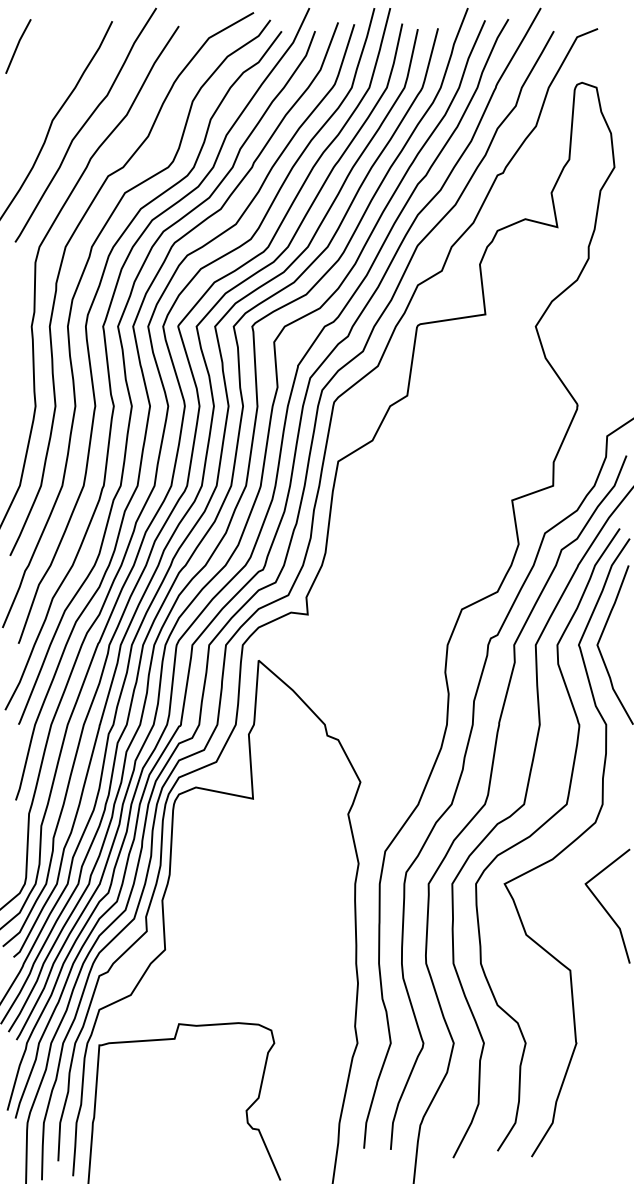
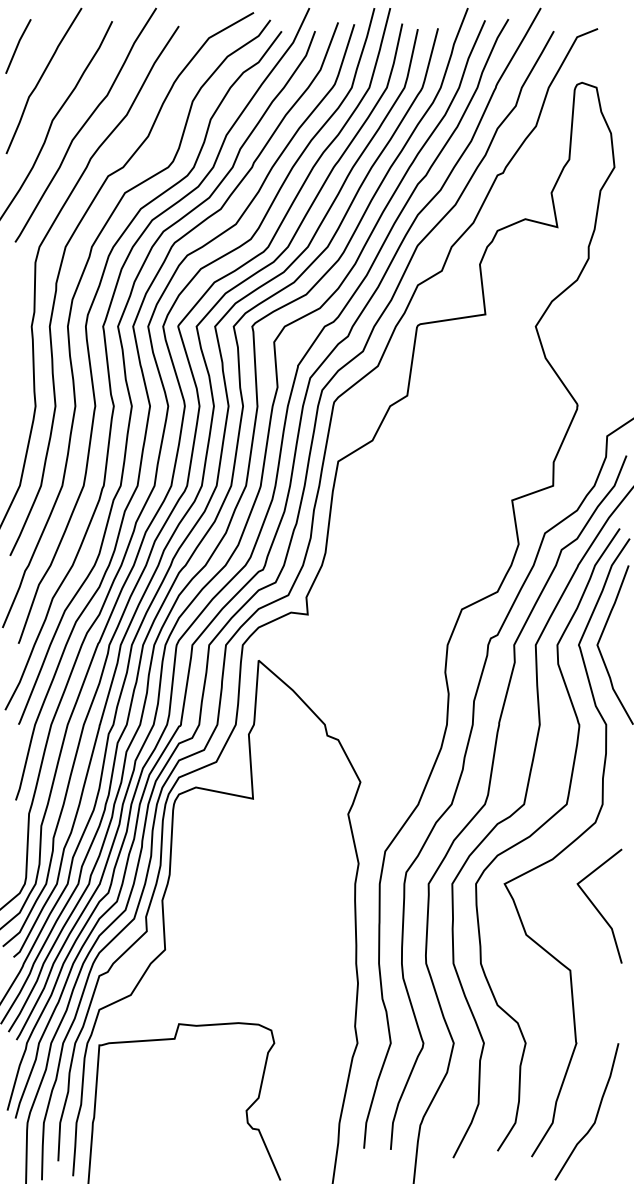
curve: none -> present (41, 79)
line position: (604, 907) -> (596, 907) (596, 907)
curve: none -> present (596, 1113)
